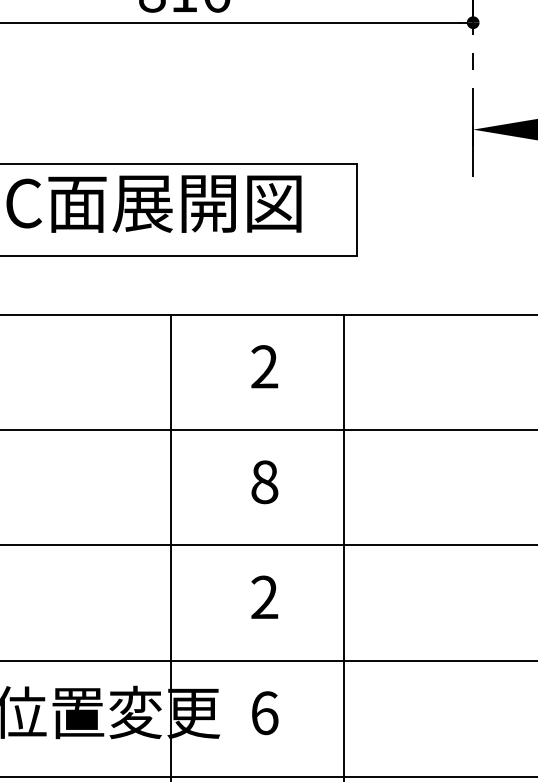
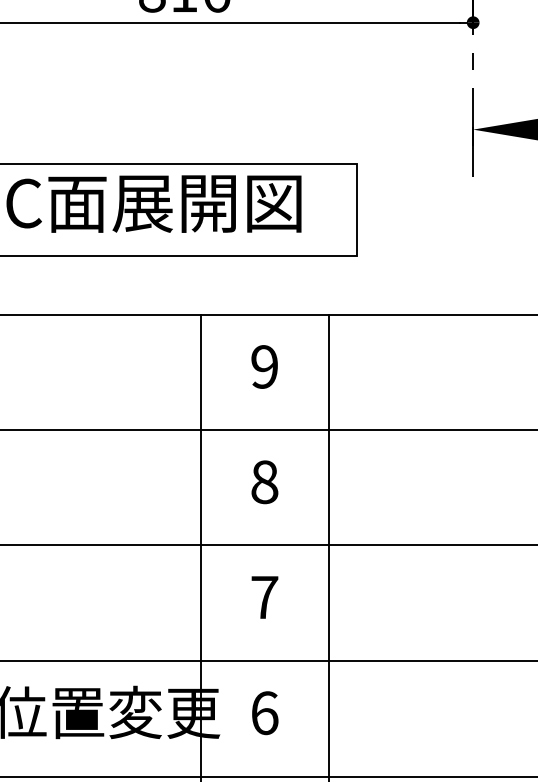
text: 2 -> 9 (264, 366)
line position: (170, 546) -> (200, 546) (200, 546)
line position: (343, 546) -> (328, 546) (328, 546)
text: 2 -> 7 (264, 596)
